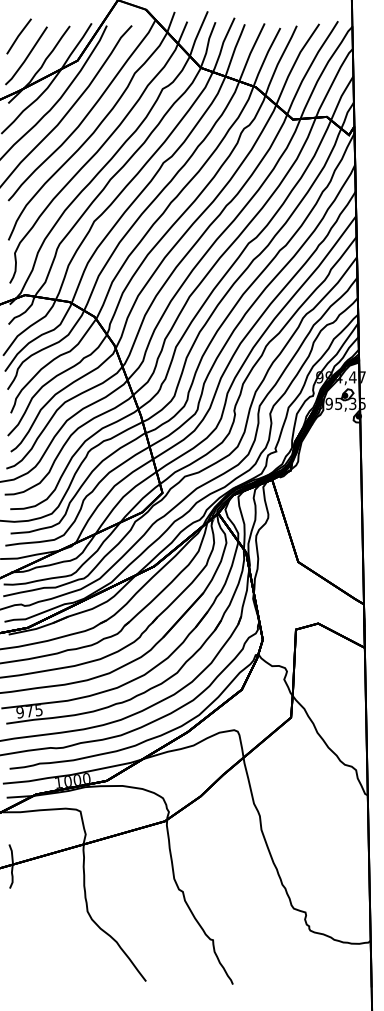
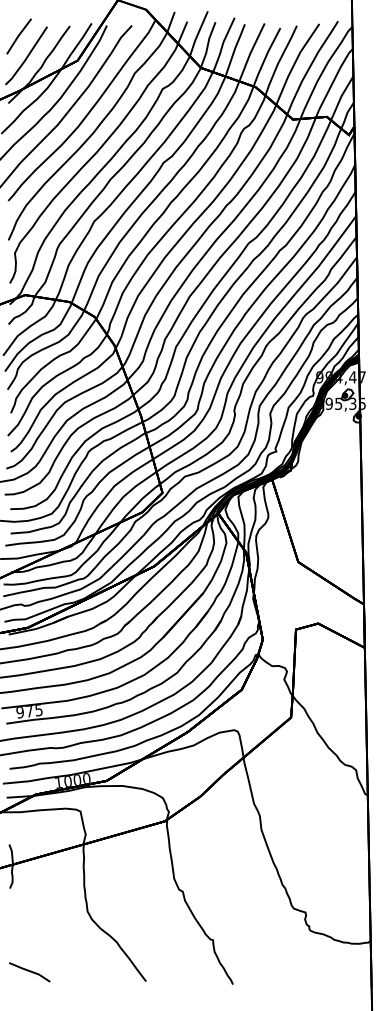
line: none -> present (29, 971)
